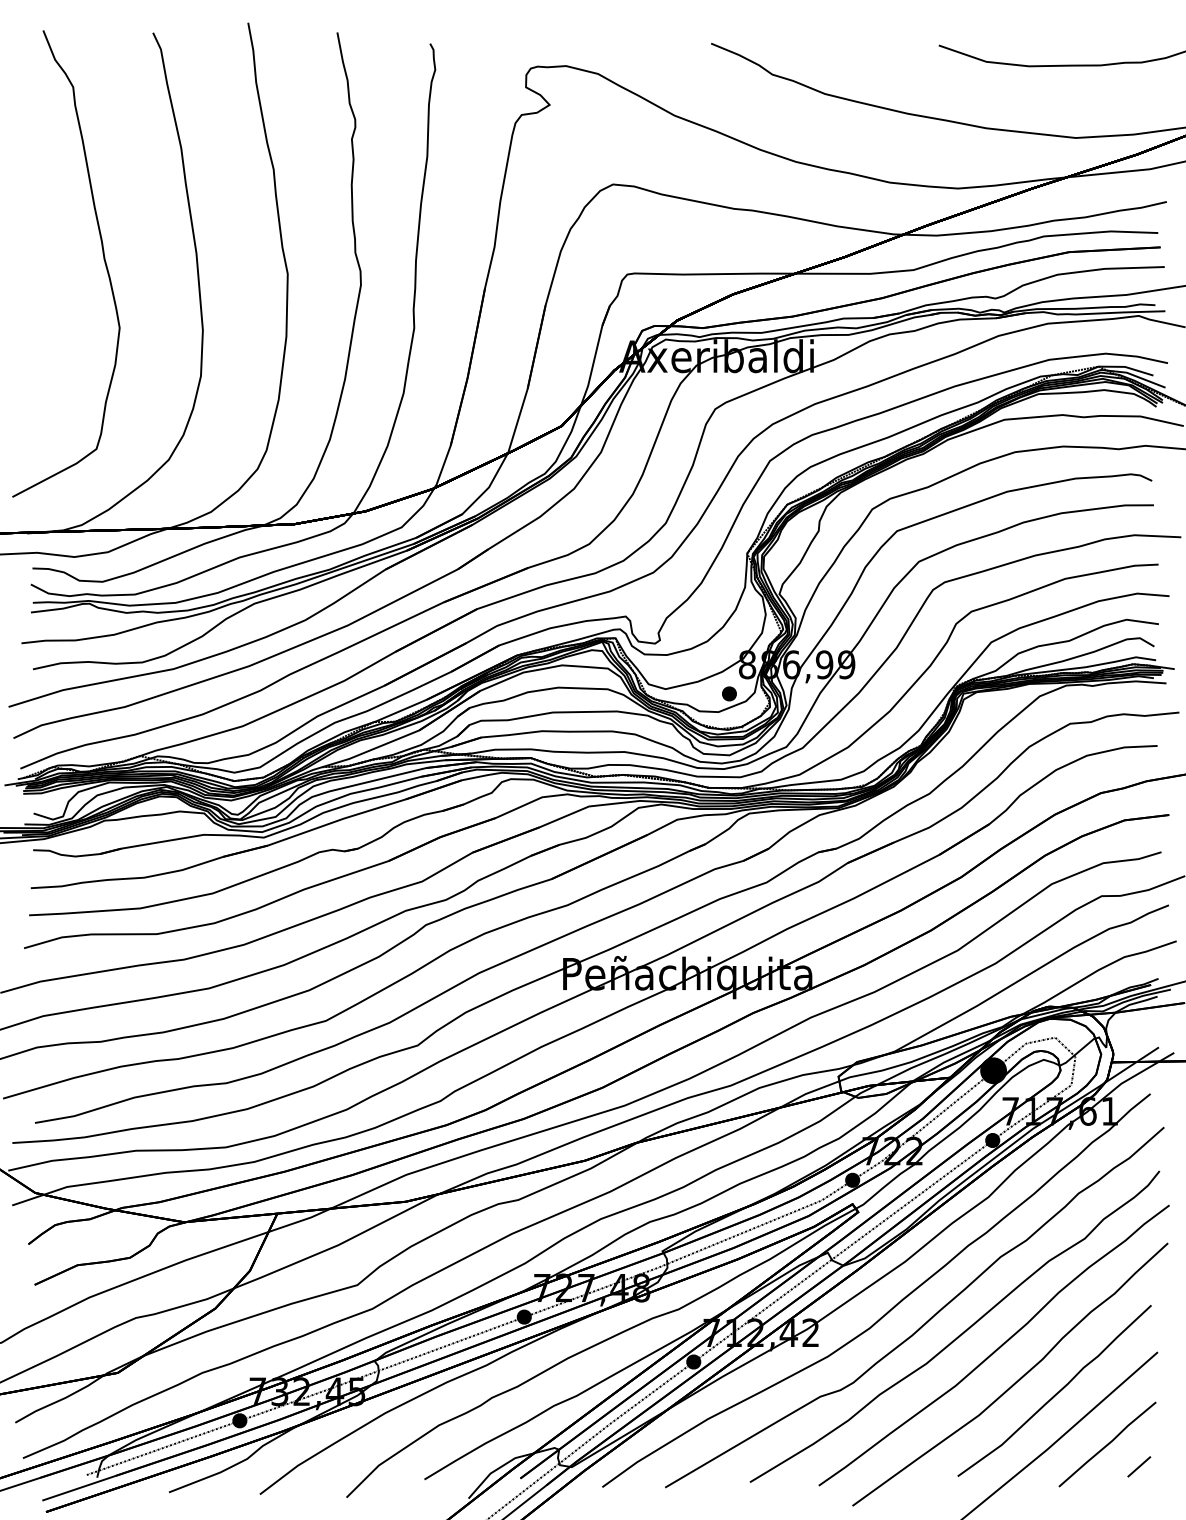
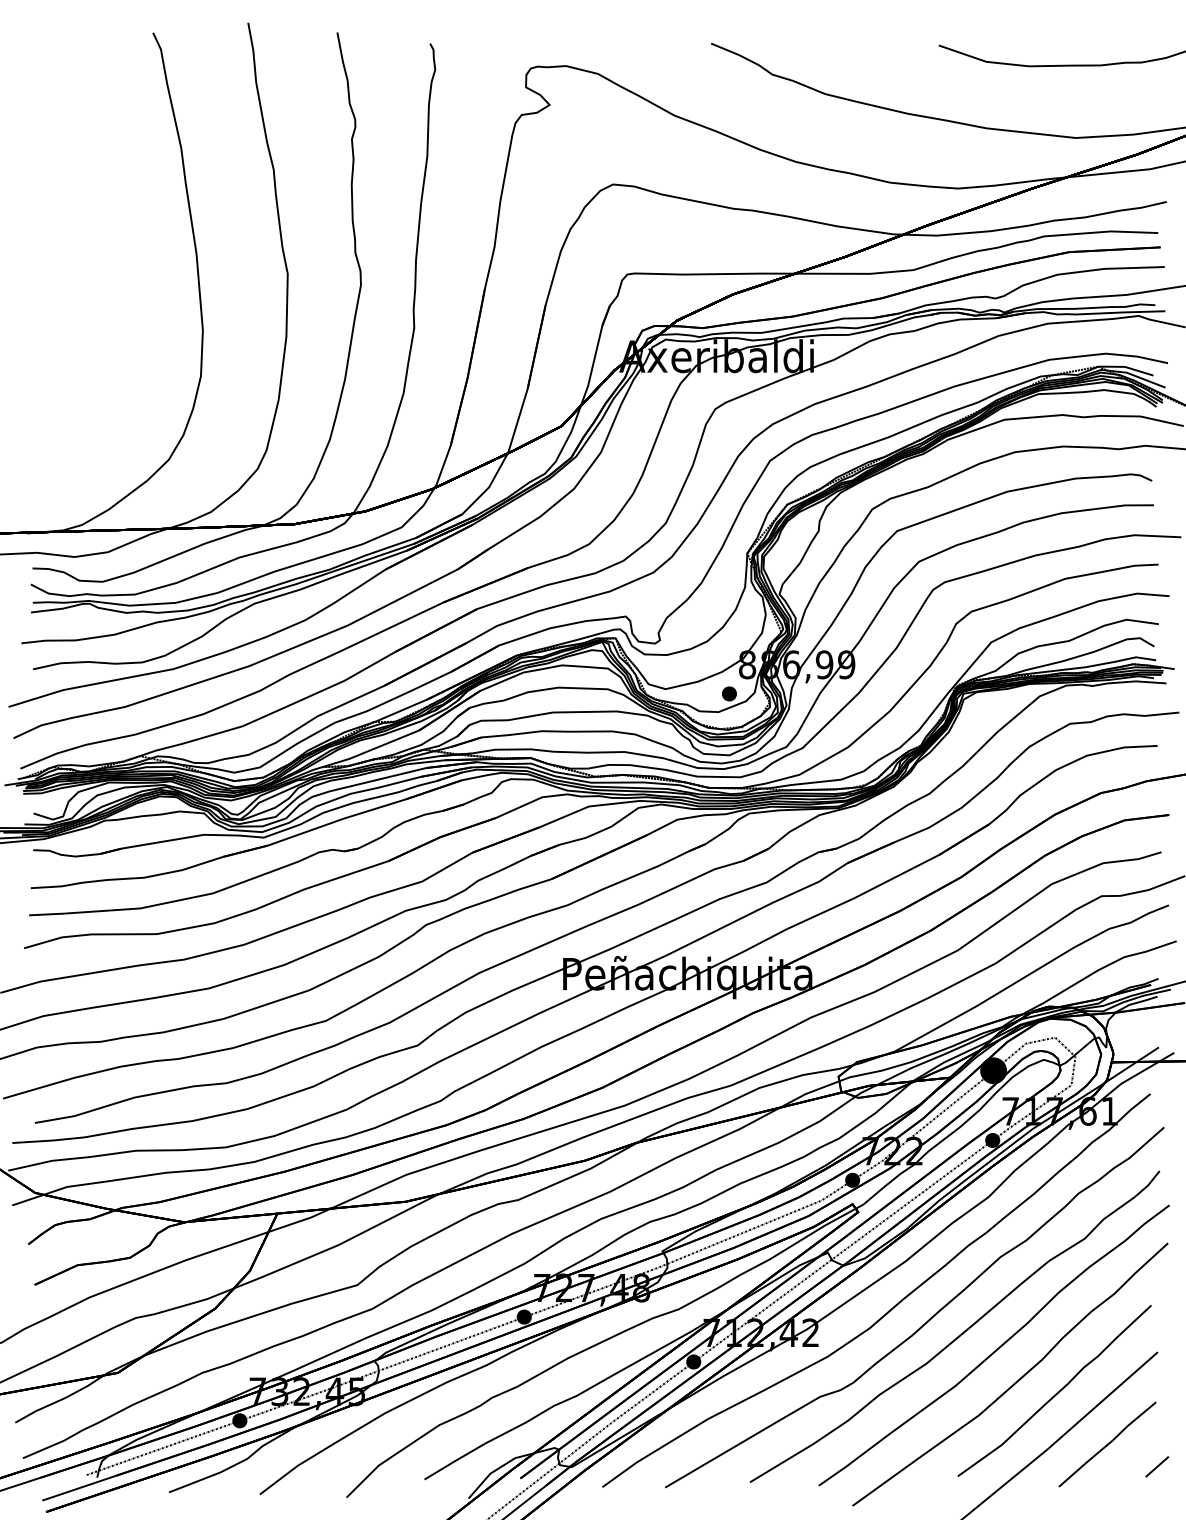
curve: present -> none (102, 254)
line position: (1139, 1466) -> (1157, 1466) (1157, 1466)
